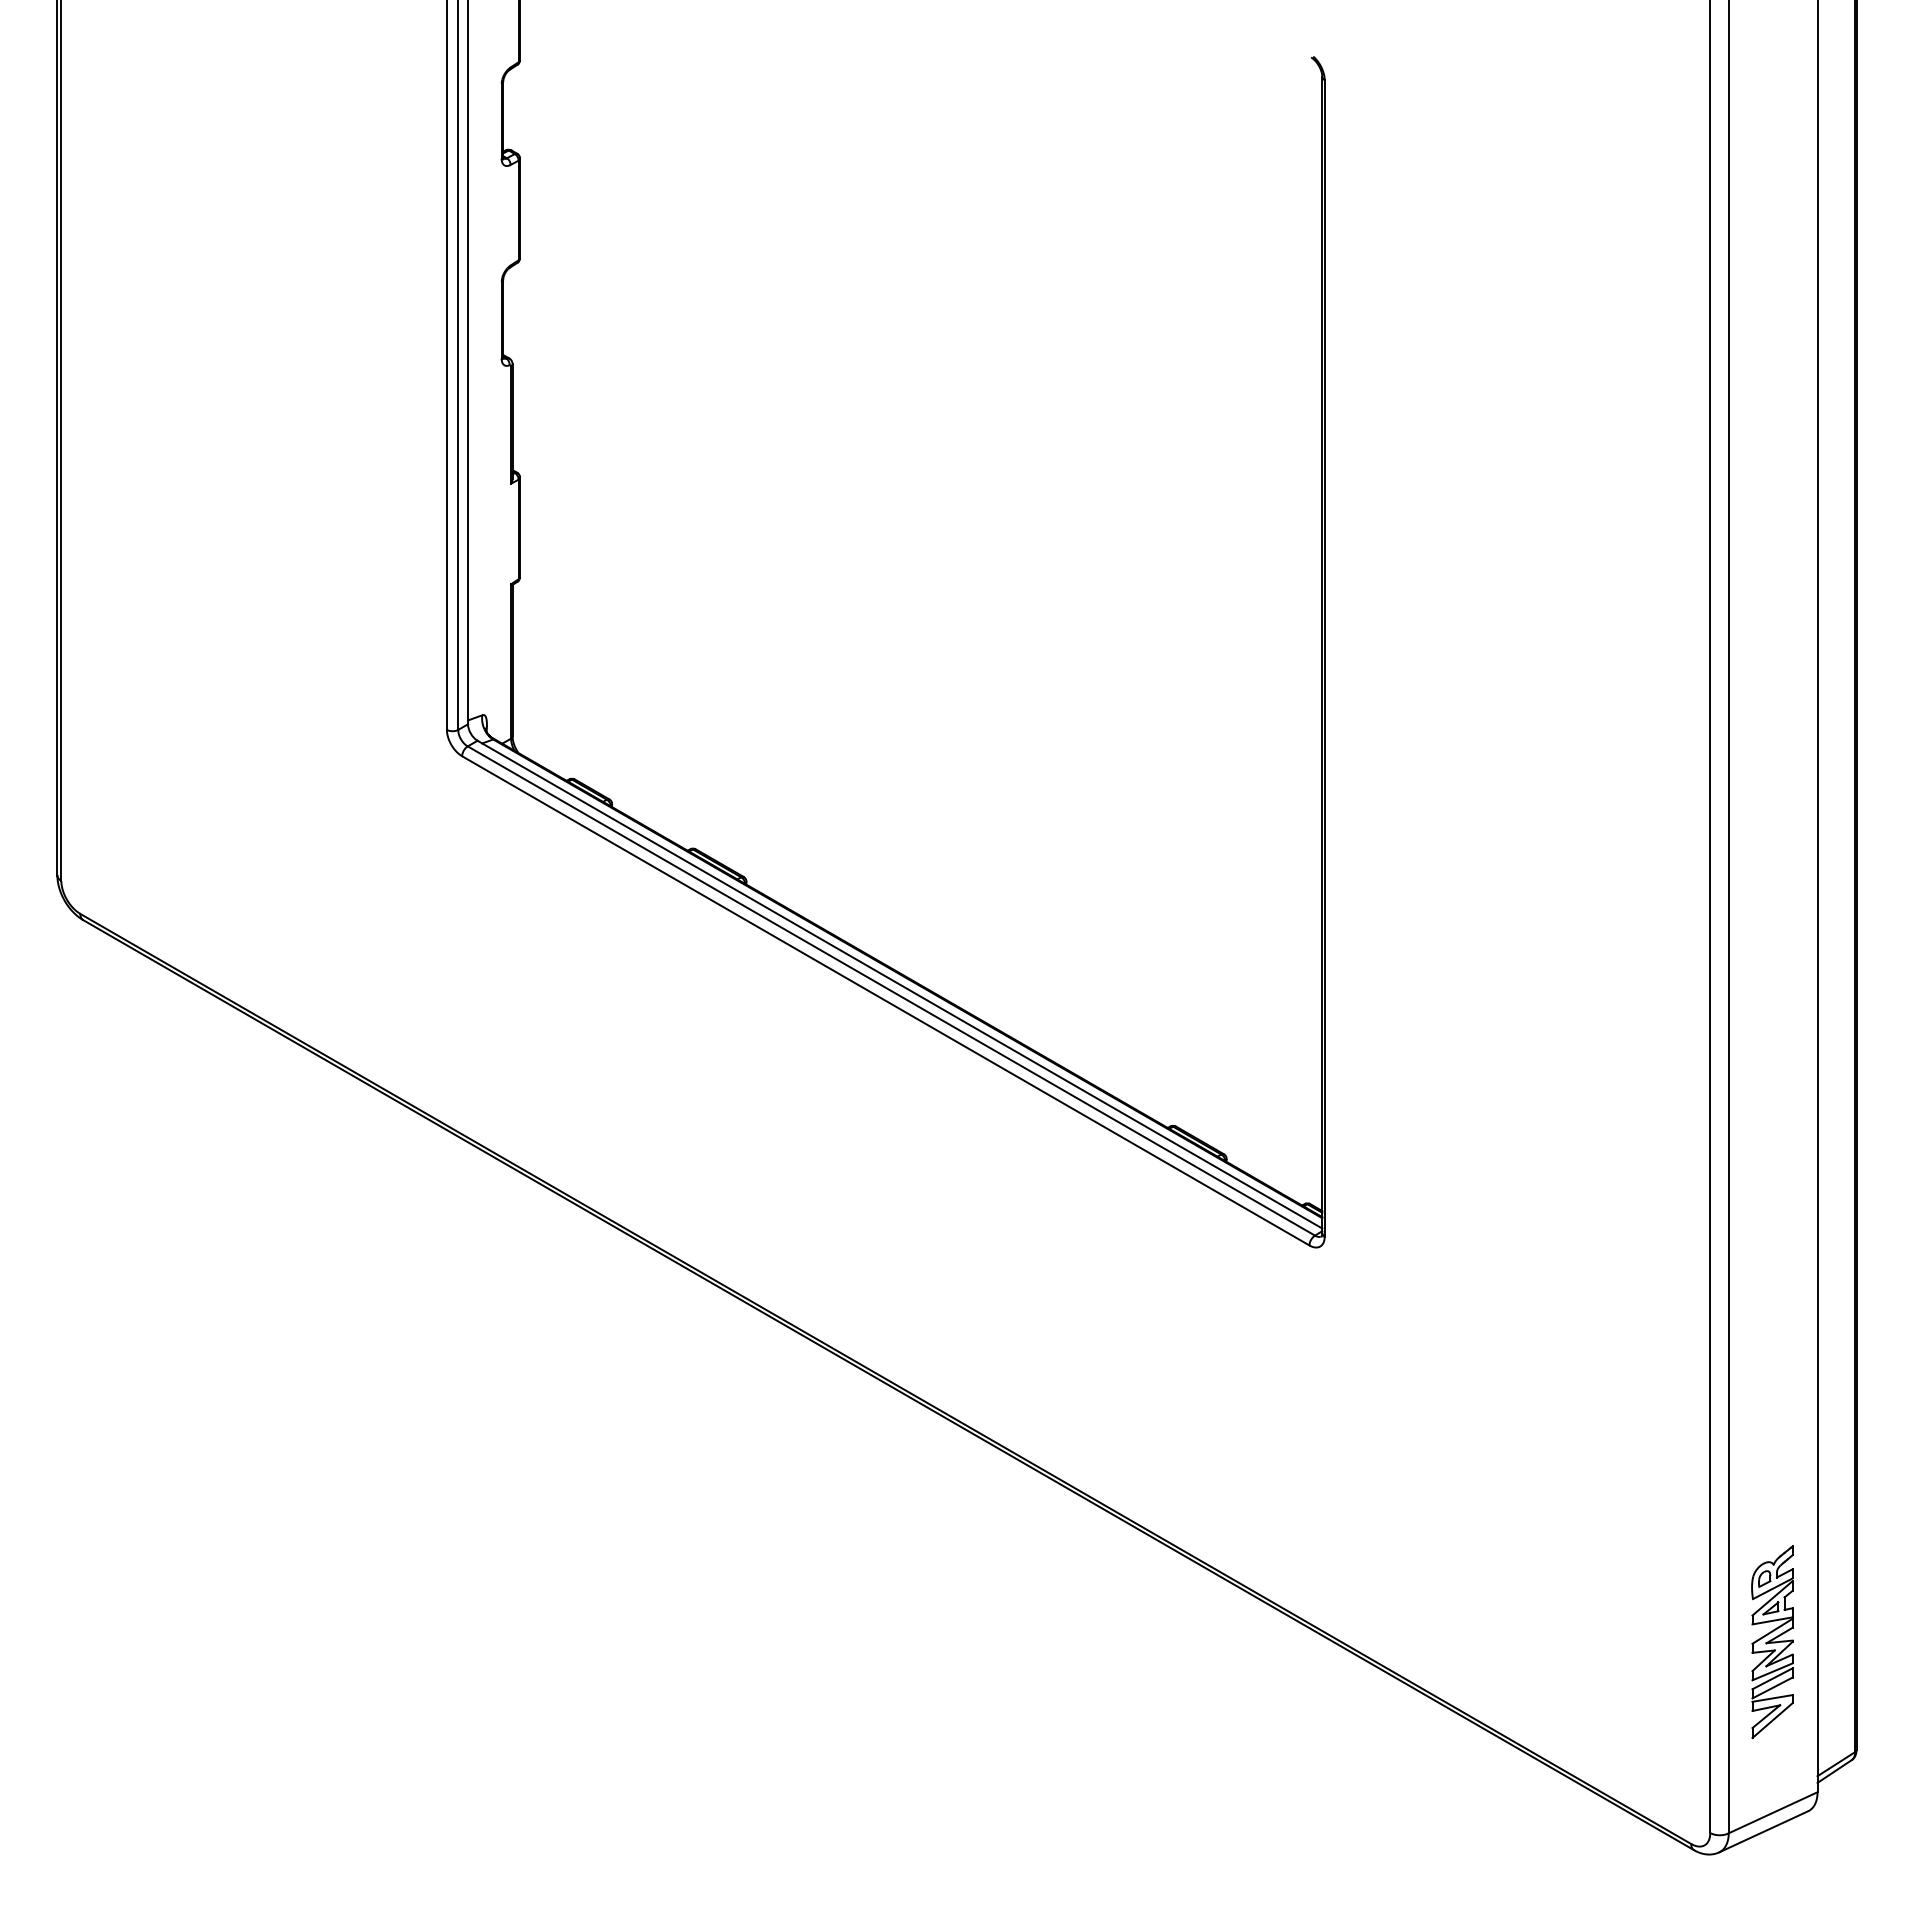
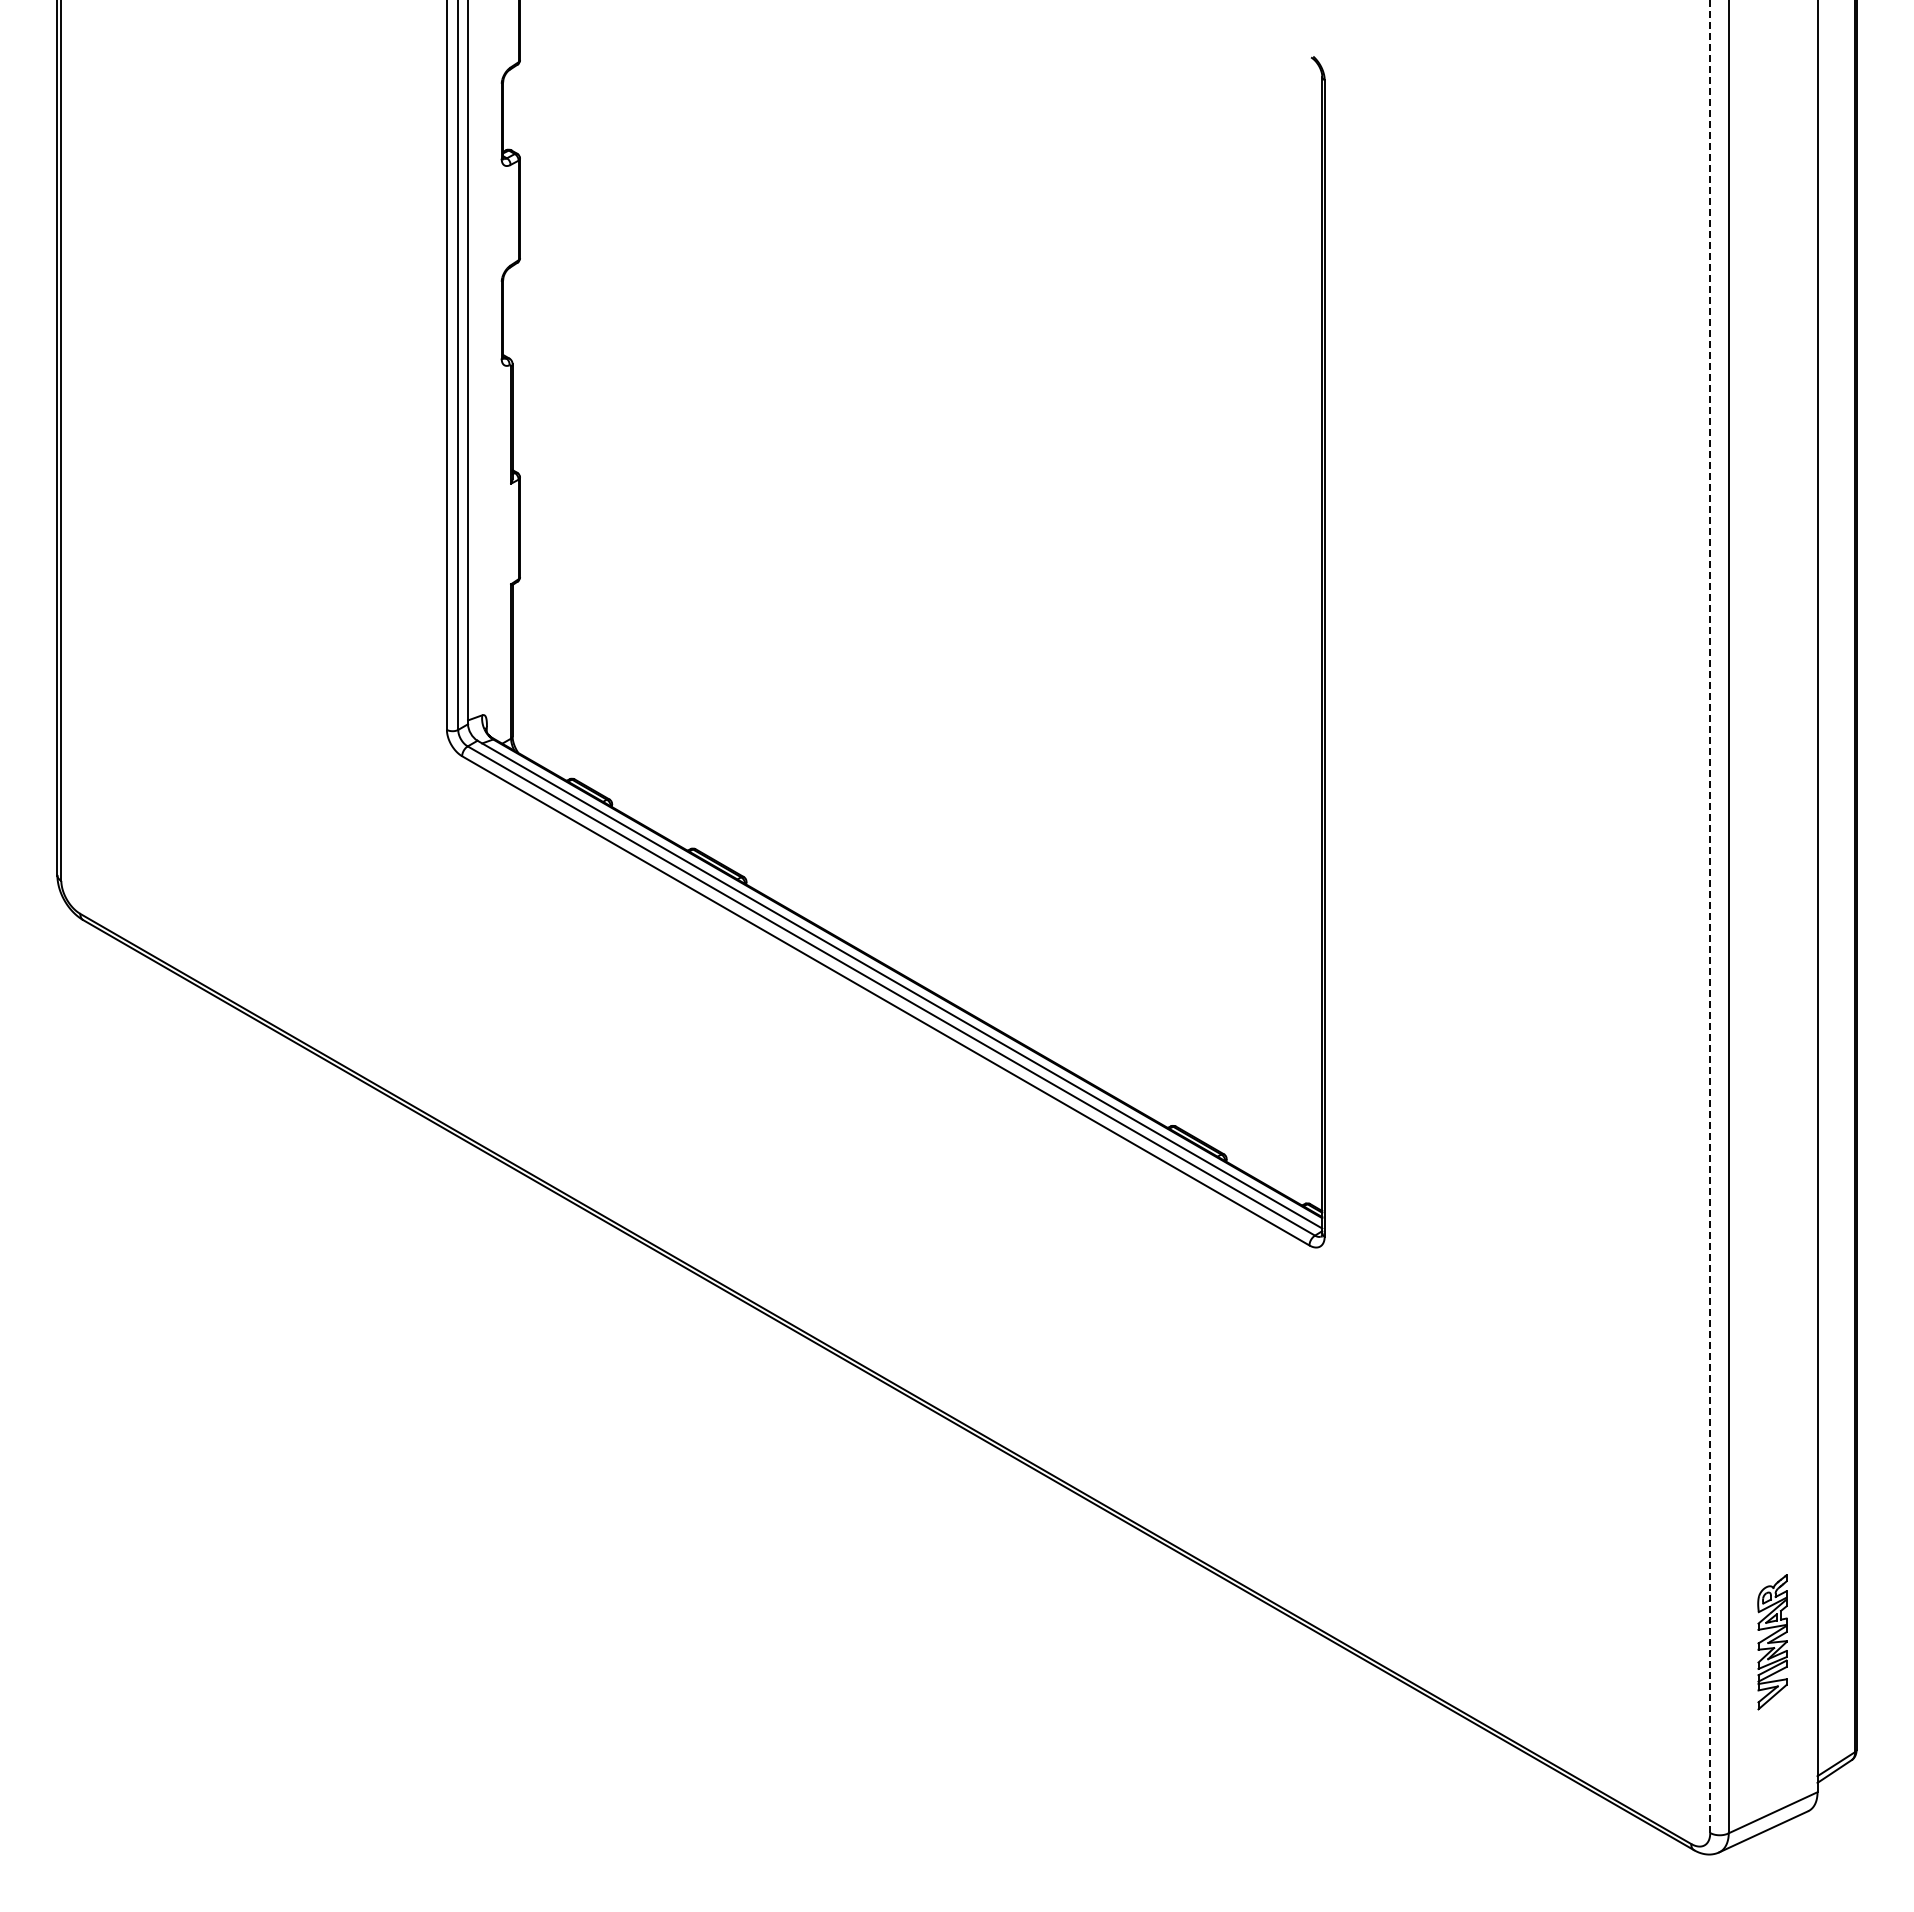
line: solid -> dashed (1710, 916)
part size: 43x195 px -> 31x137 px (1772, 1642)
